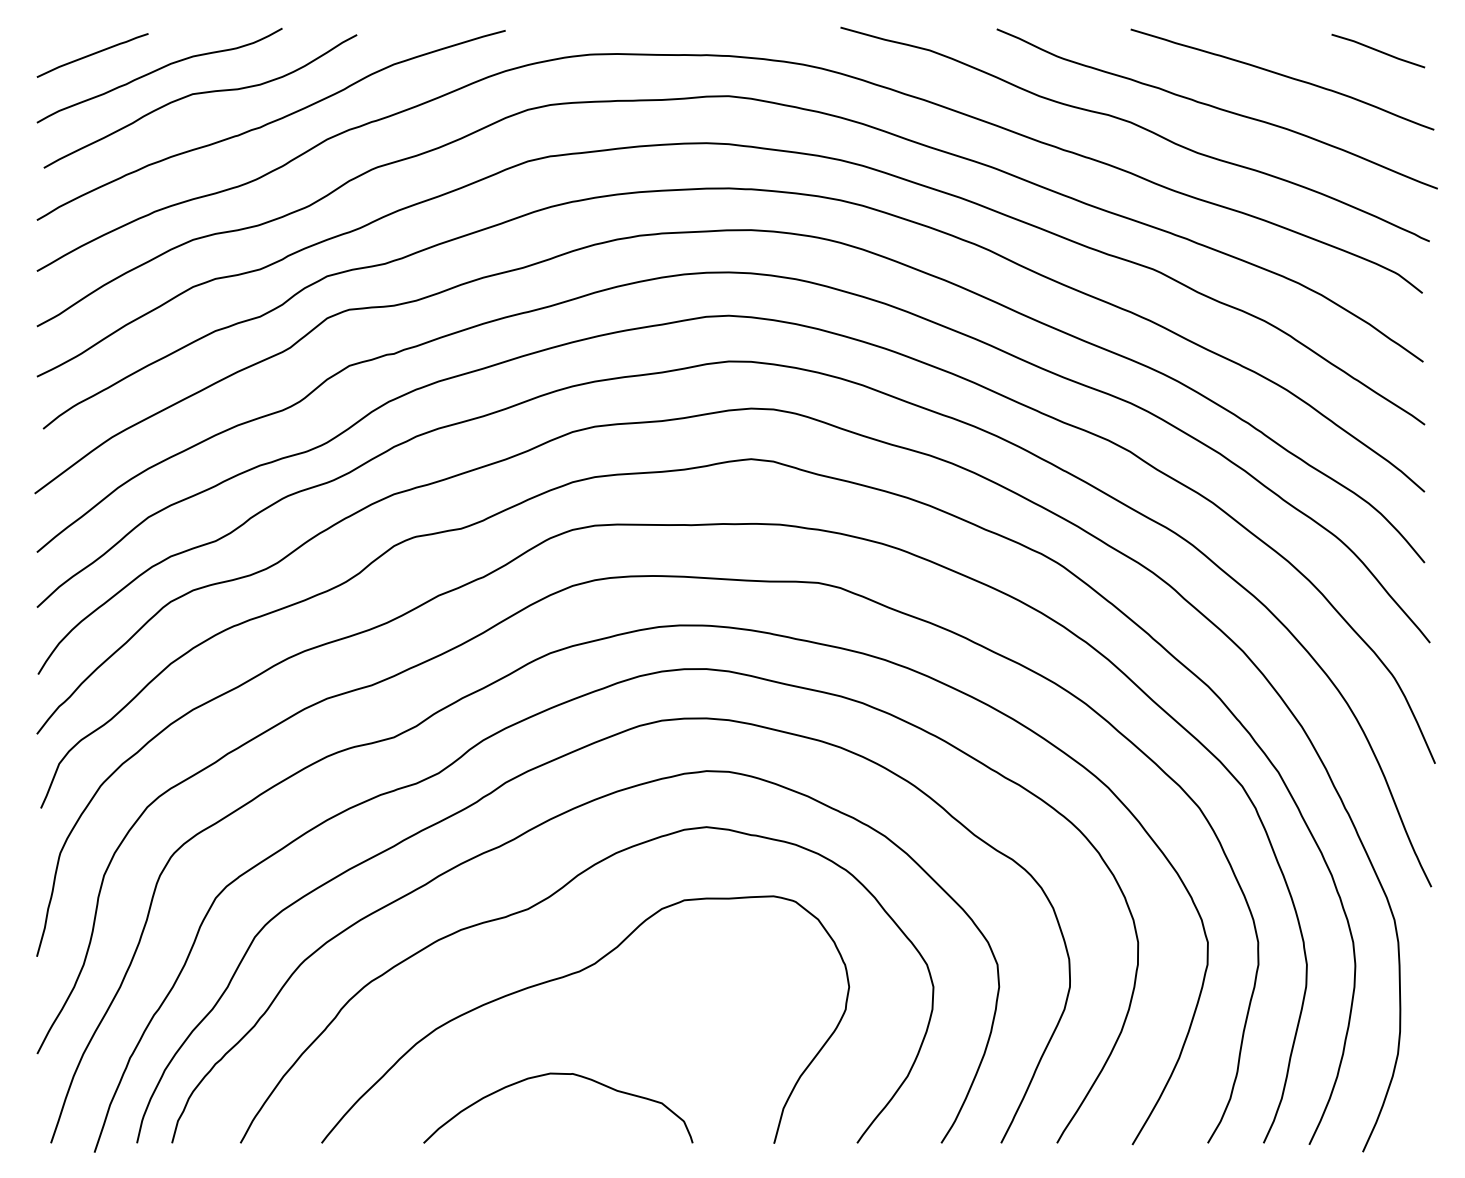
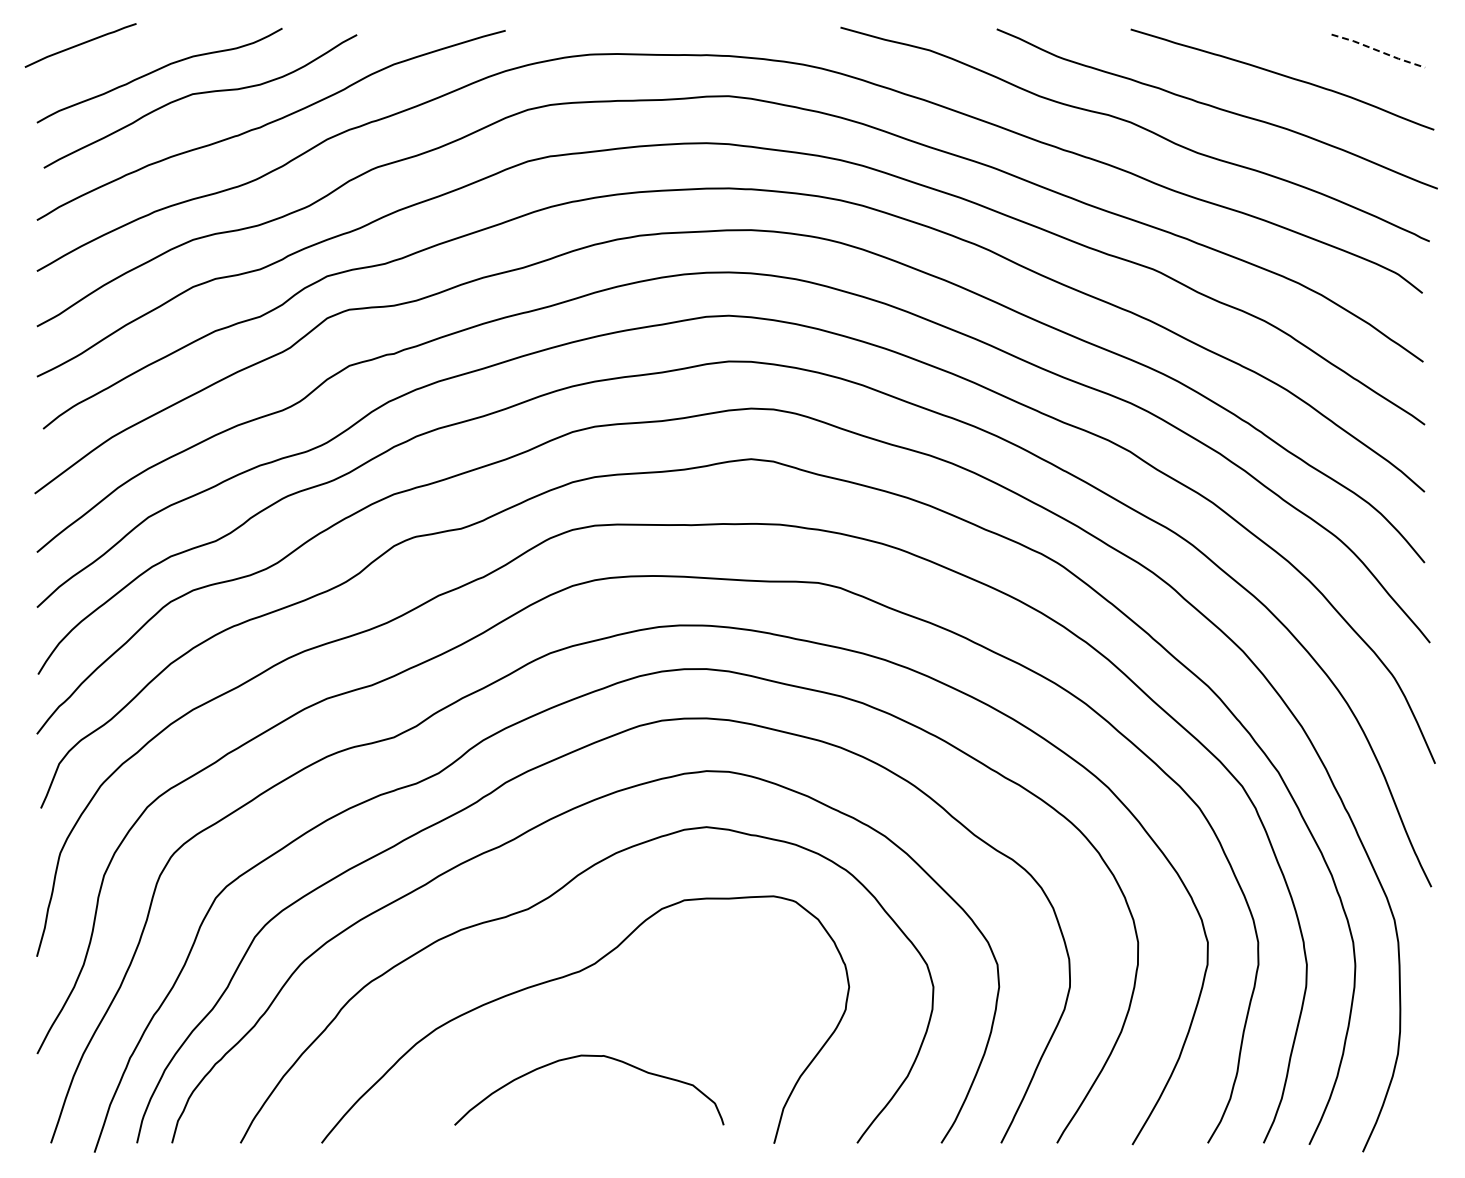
line: solid -> dashed (1378, 50)
curve position: (92, 55) -> (80, 45) (80, 45)
curve position: (558, 1074) -> (589, 1056) (589, 1056)
